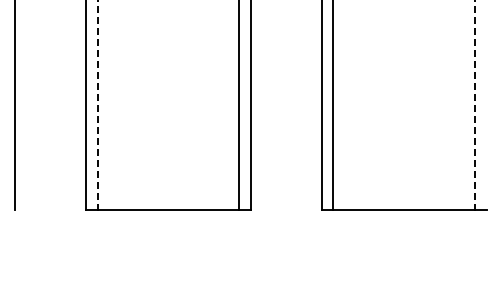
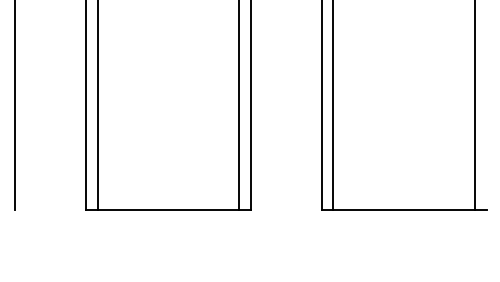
line: dashed -> solid (97, 105)
line: dashed -> solid (474, 105)
